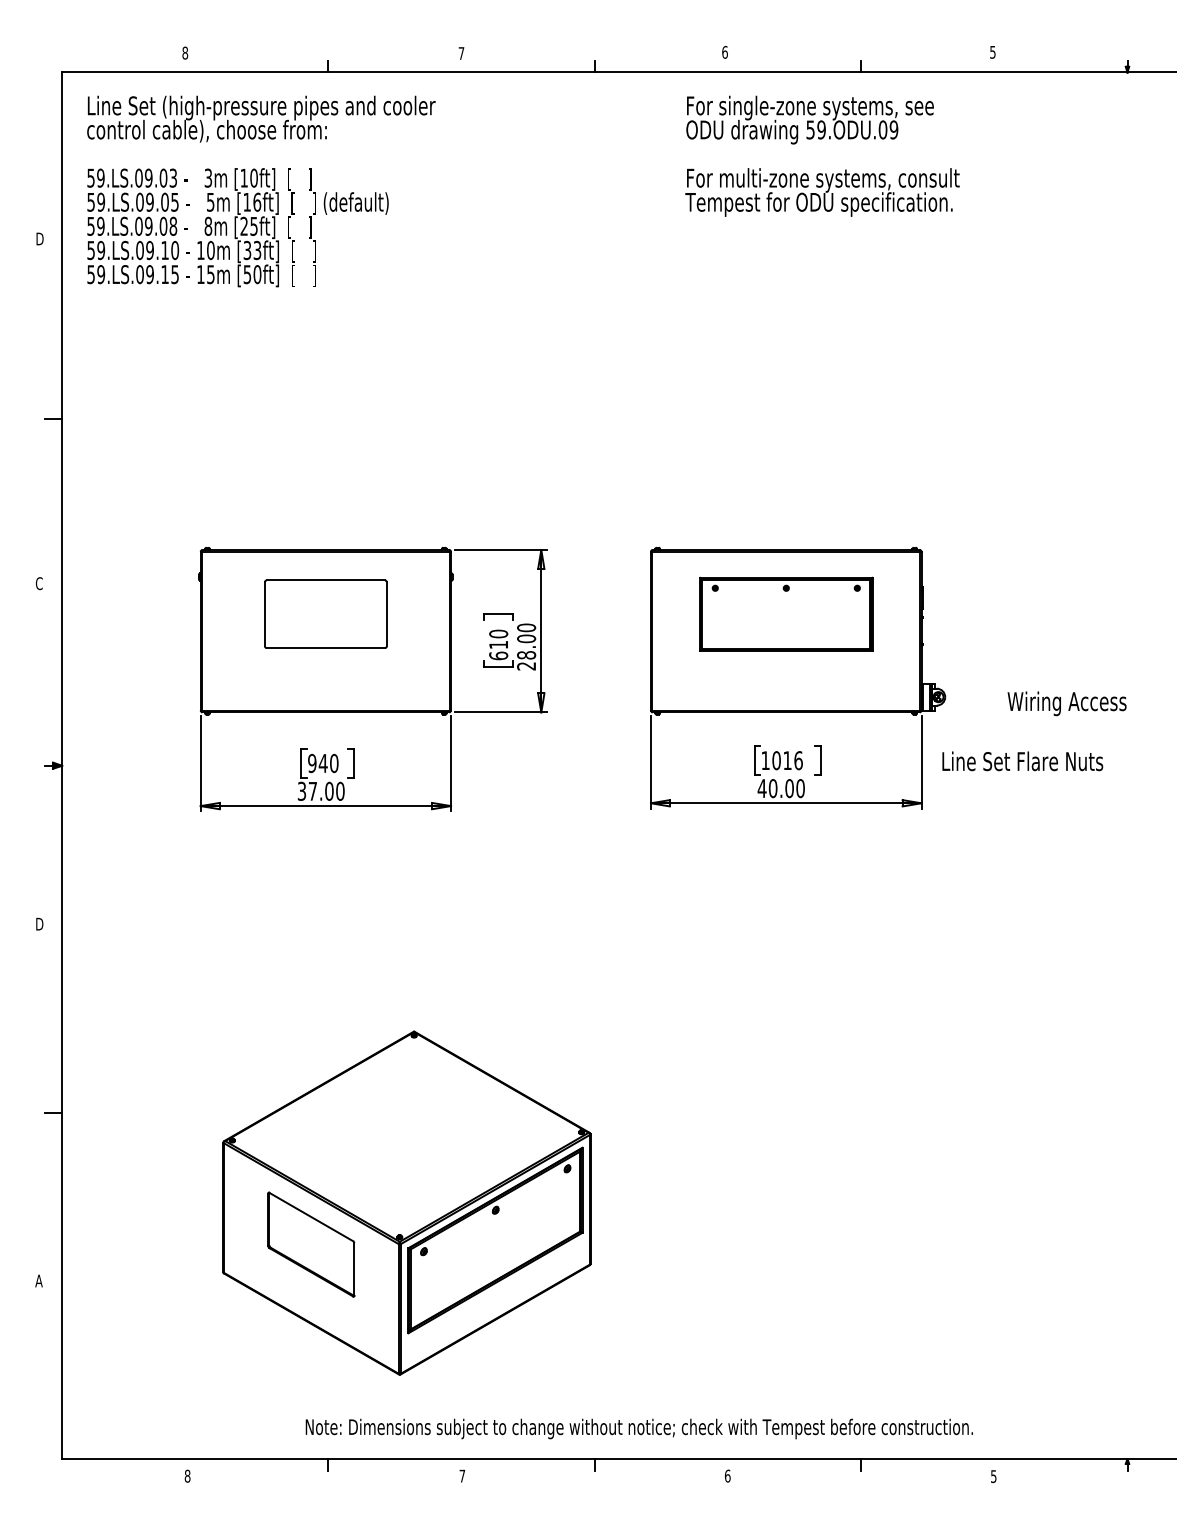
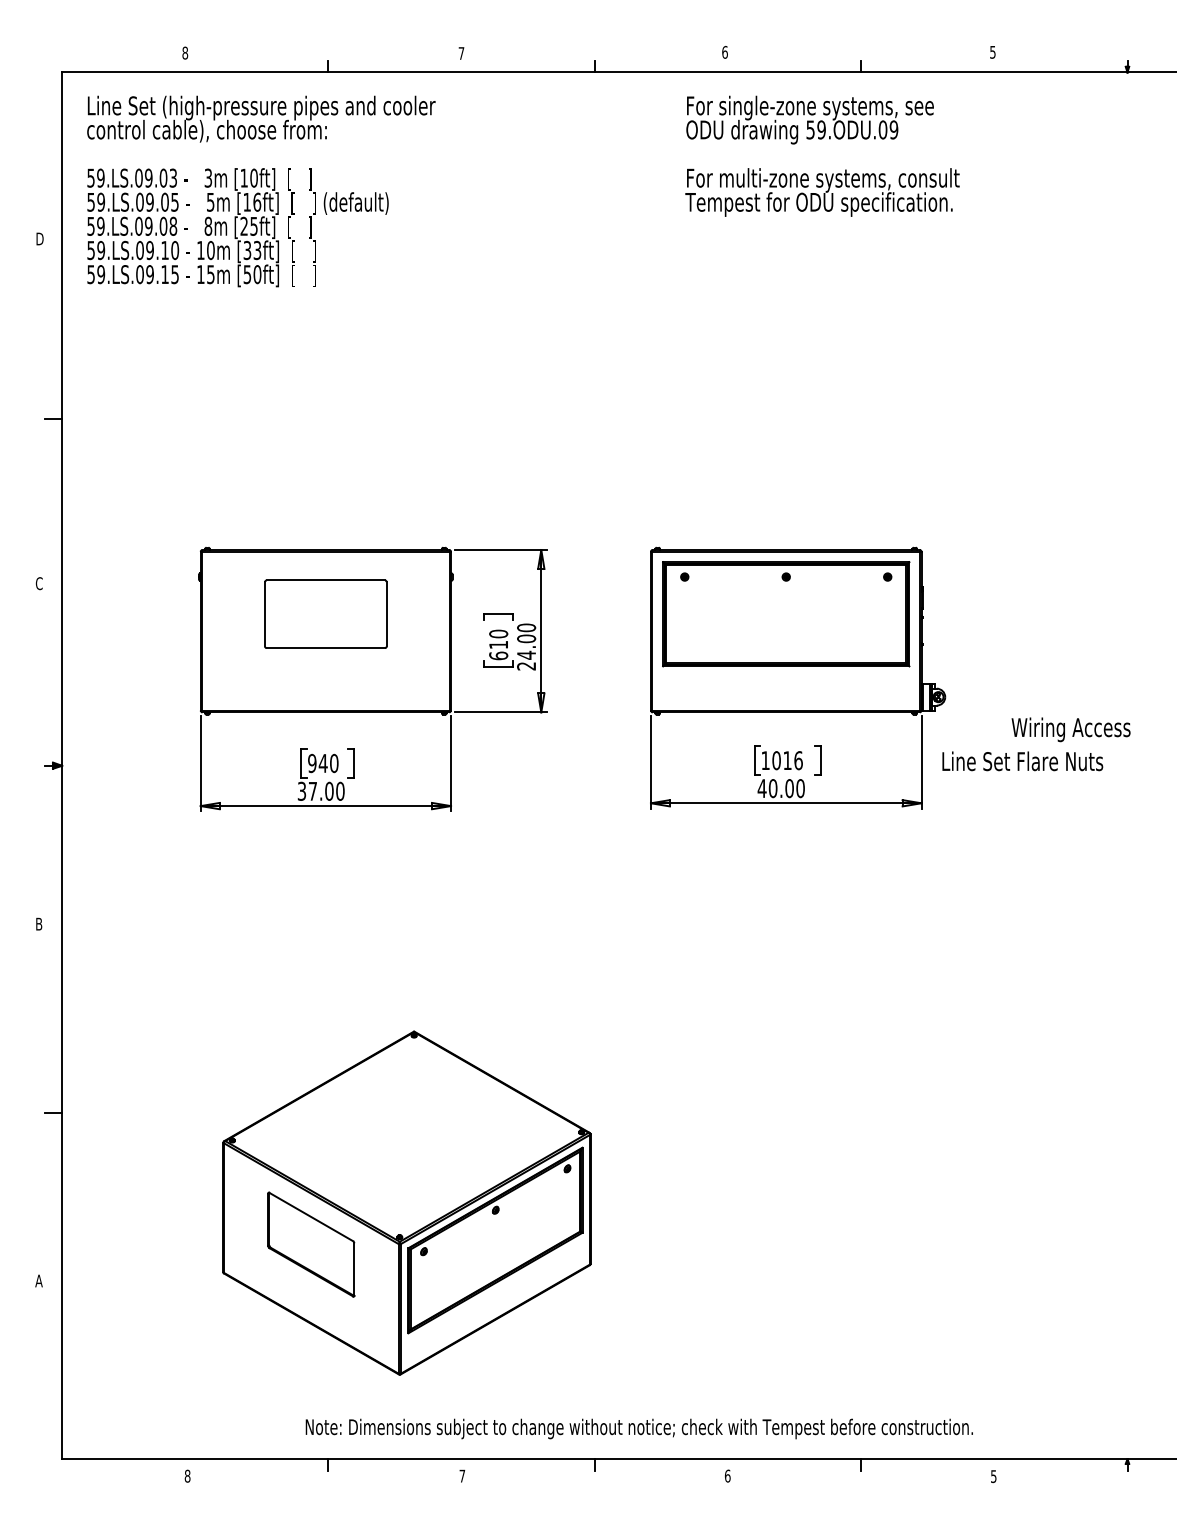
part size: 175x76 px -> 249x107 px (786, 614)
text: 28.00 -> 24.00 (526, 654)
text position: (1066, 703) -> (1070, 729) (1070, 729)
text: D -> B (40, 924)
